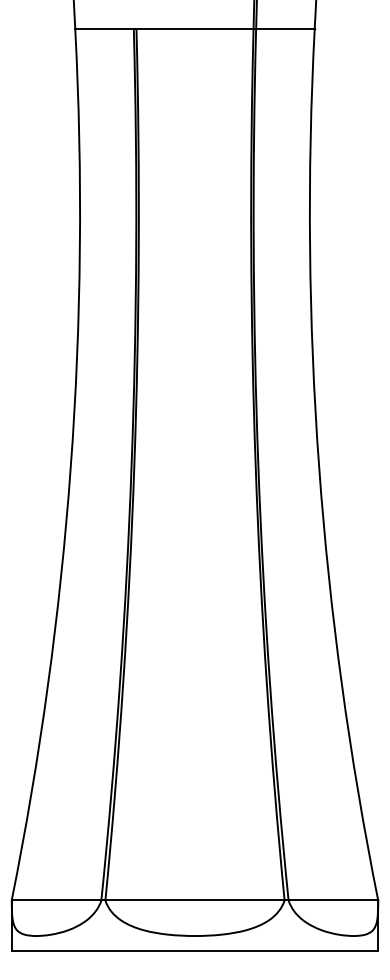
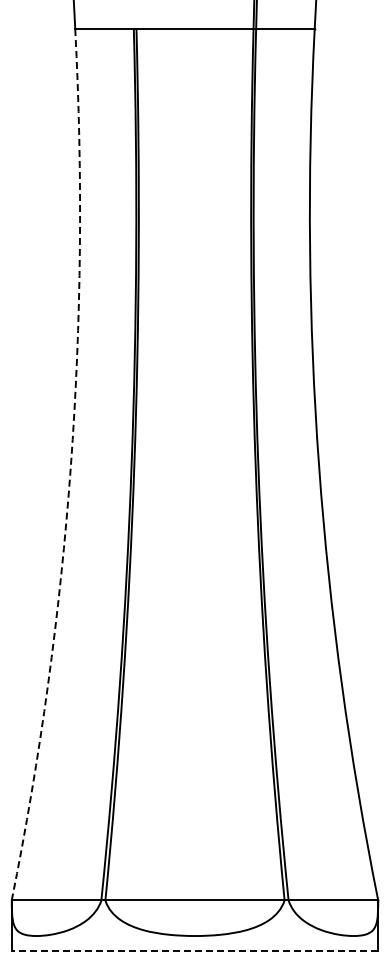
arc: solid -> dashed (70, 466)
line: solid -> dashed (194, 950)
